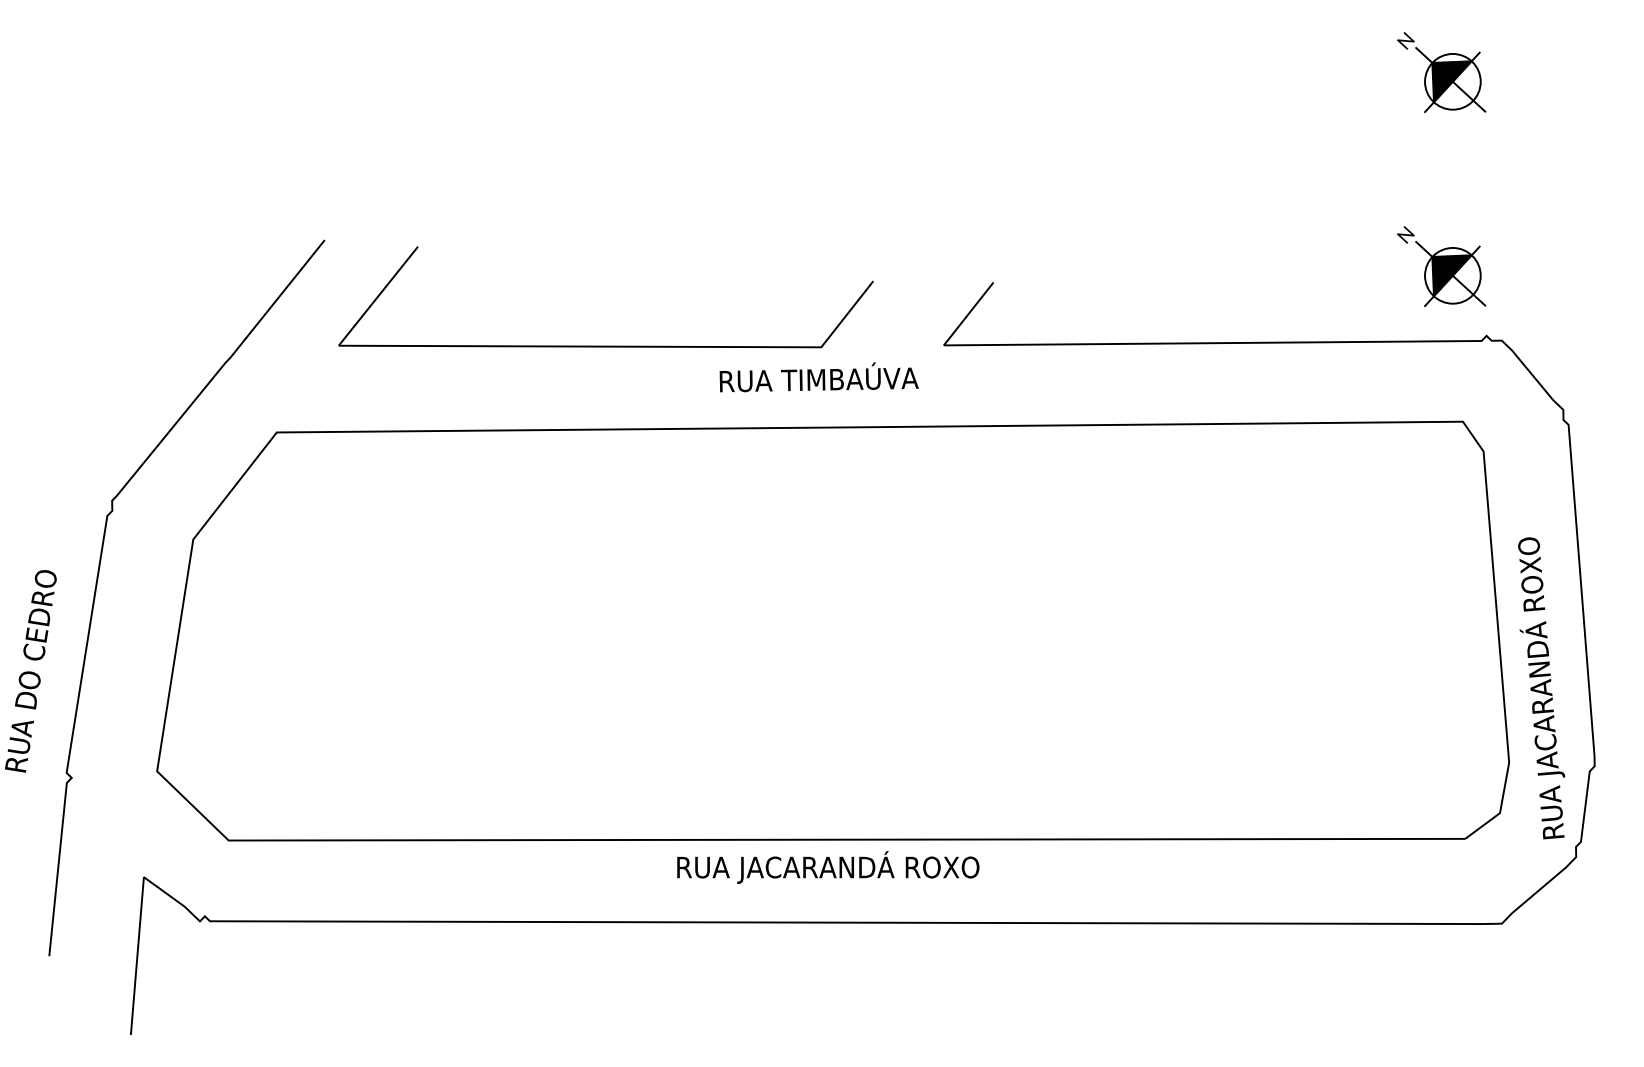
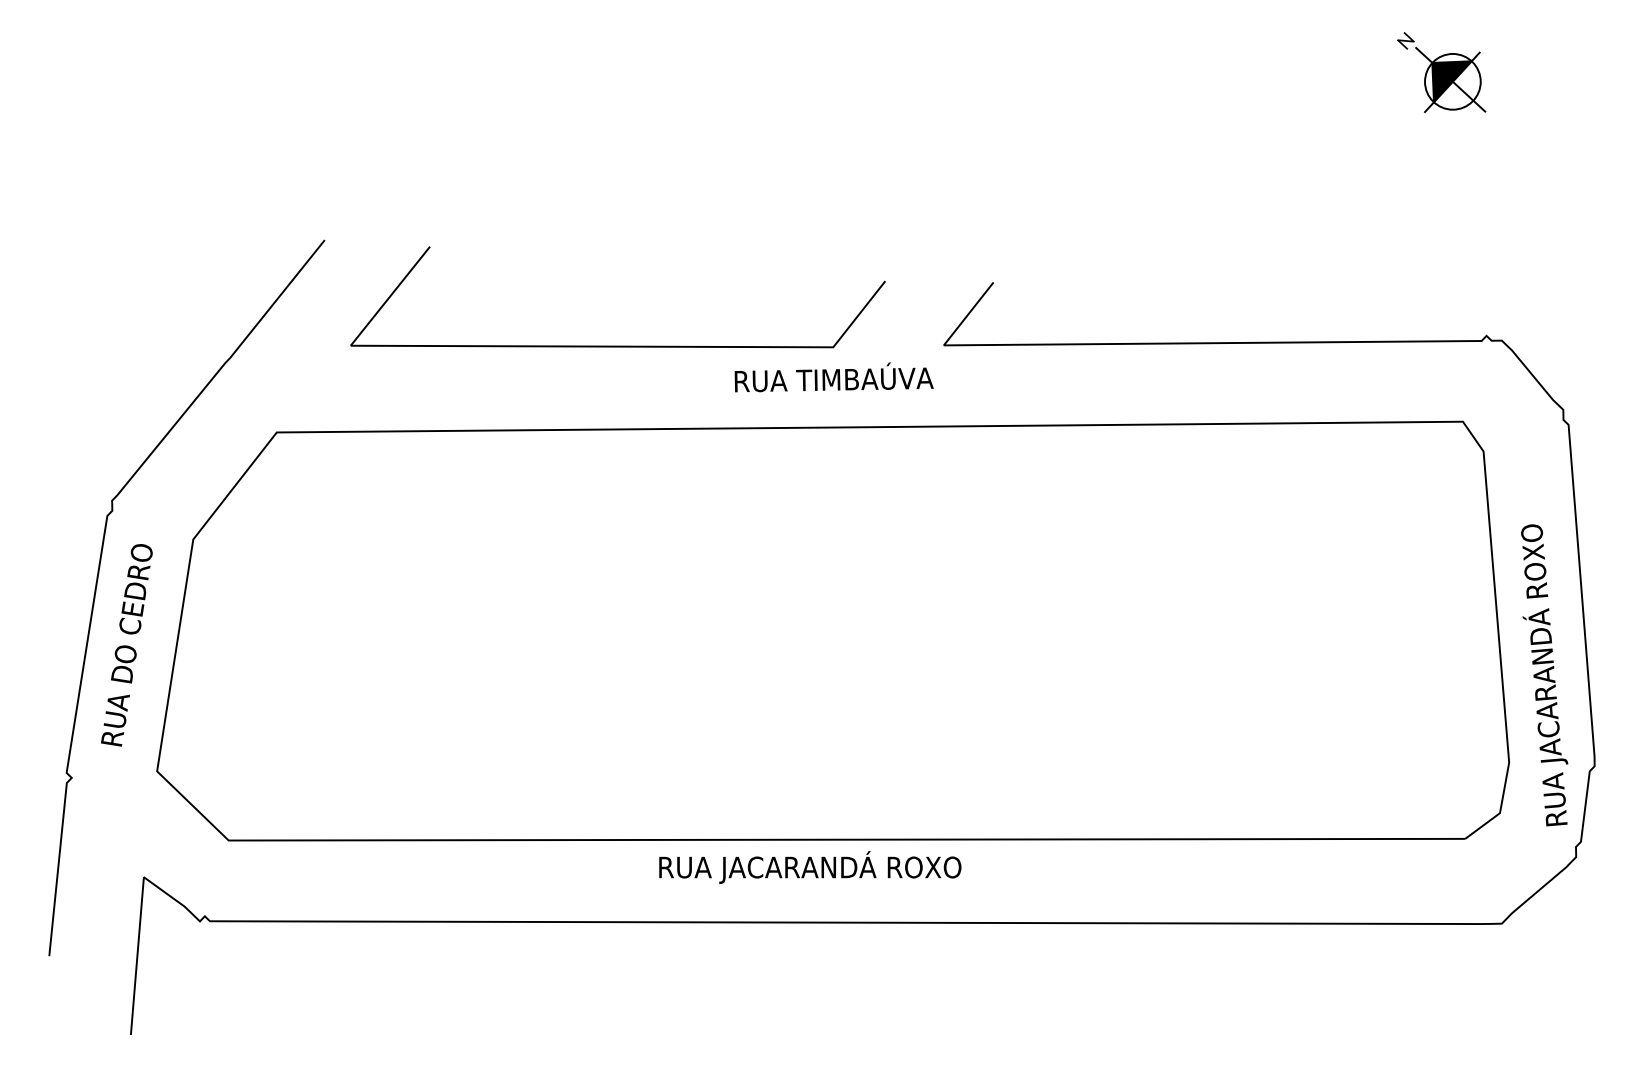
part: present -> none (1441, 266)
part position: (605, 345) -> (617, 345) (617, 345)
text position: (818, 377) -> (833, 377) (833, 377)
text position: (30, 671) -> (126, 645) (126, 645)
text position: (1541, 688) -> (1544, 675) (1544, 675)
text position: (828, 867) -> (810, 867) (810, 867)
